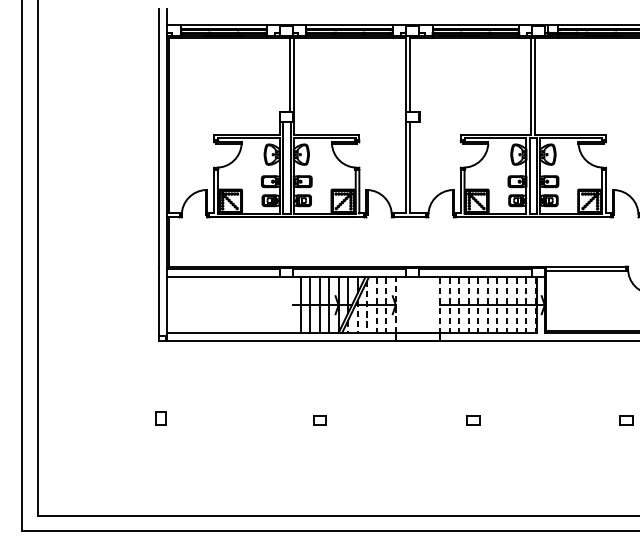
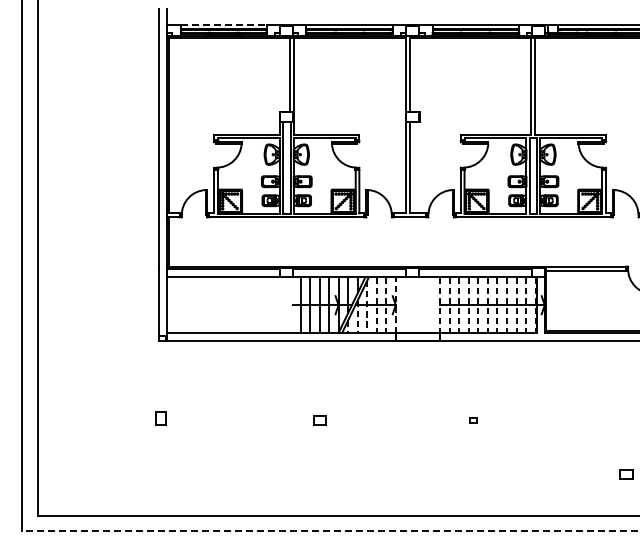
line: solid -> dashed (223, 24)
part size: 15x11 px -> 9x7 px (473, 420)
part position: (626, 420) -> (626, 474) (626, 474)
line: solid -> dashed (330, 531)
